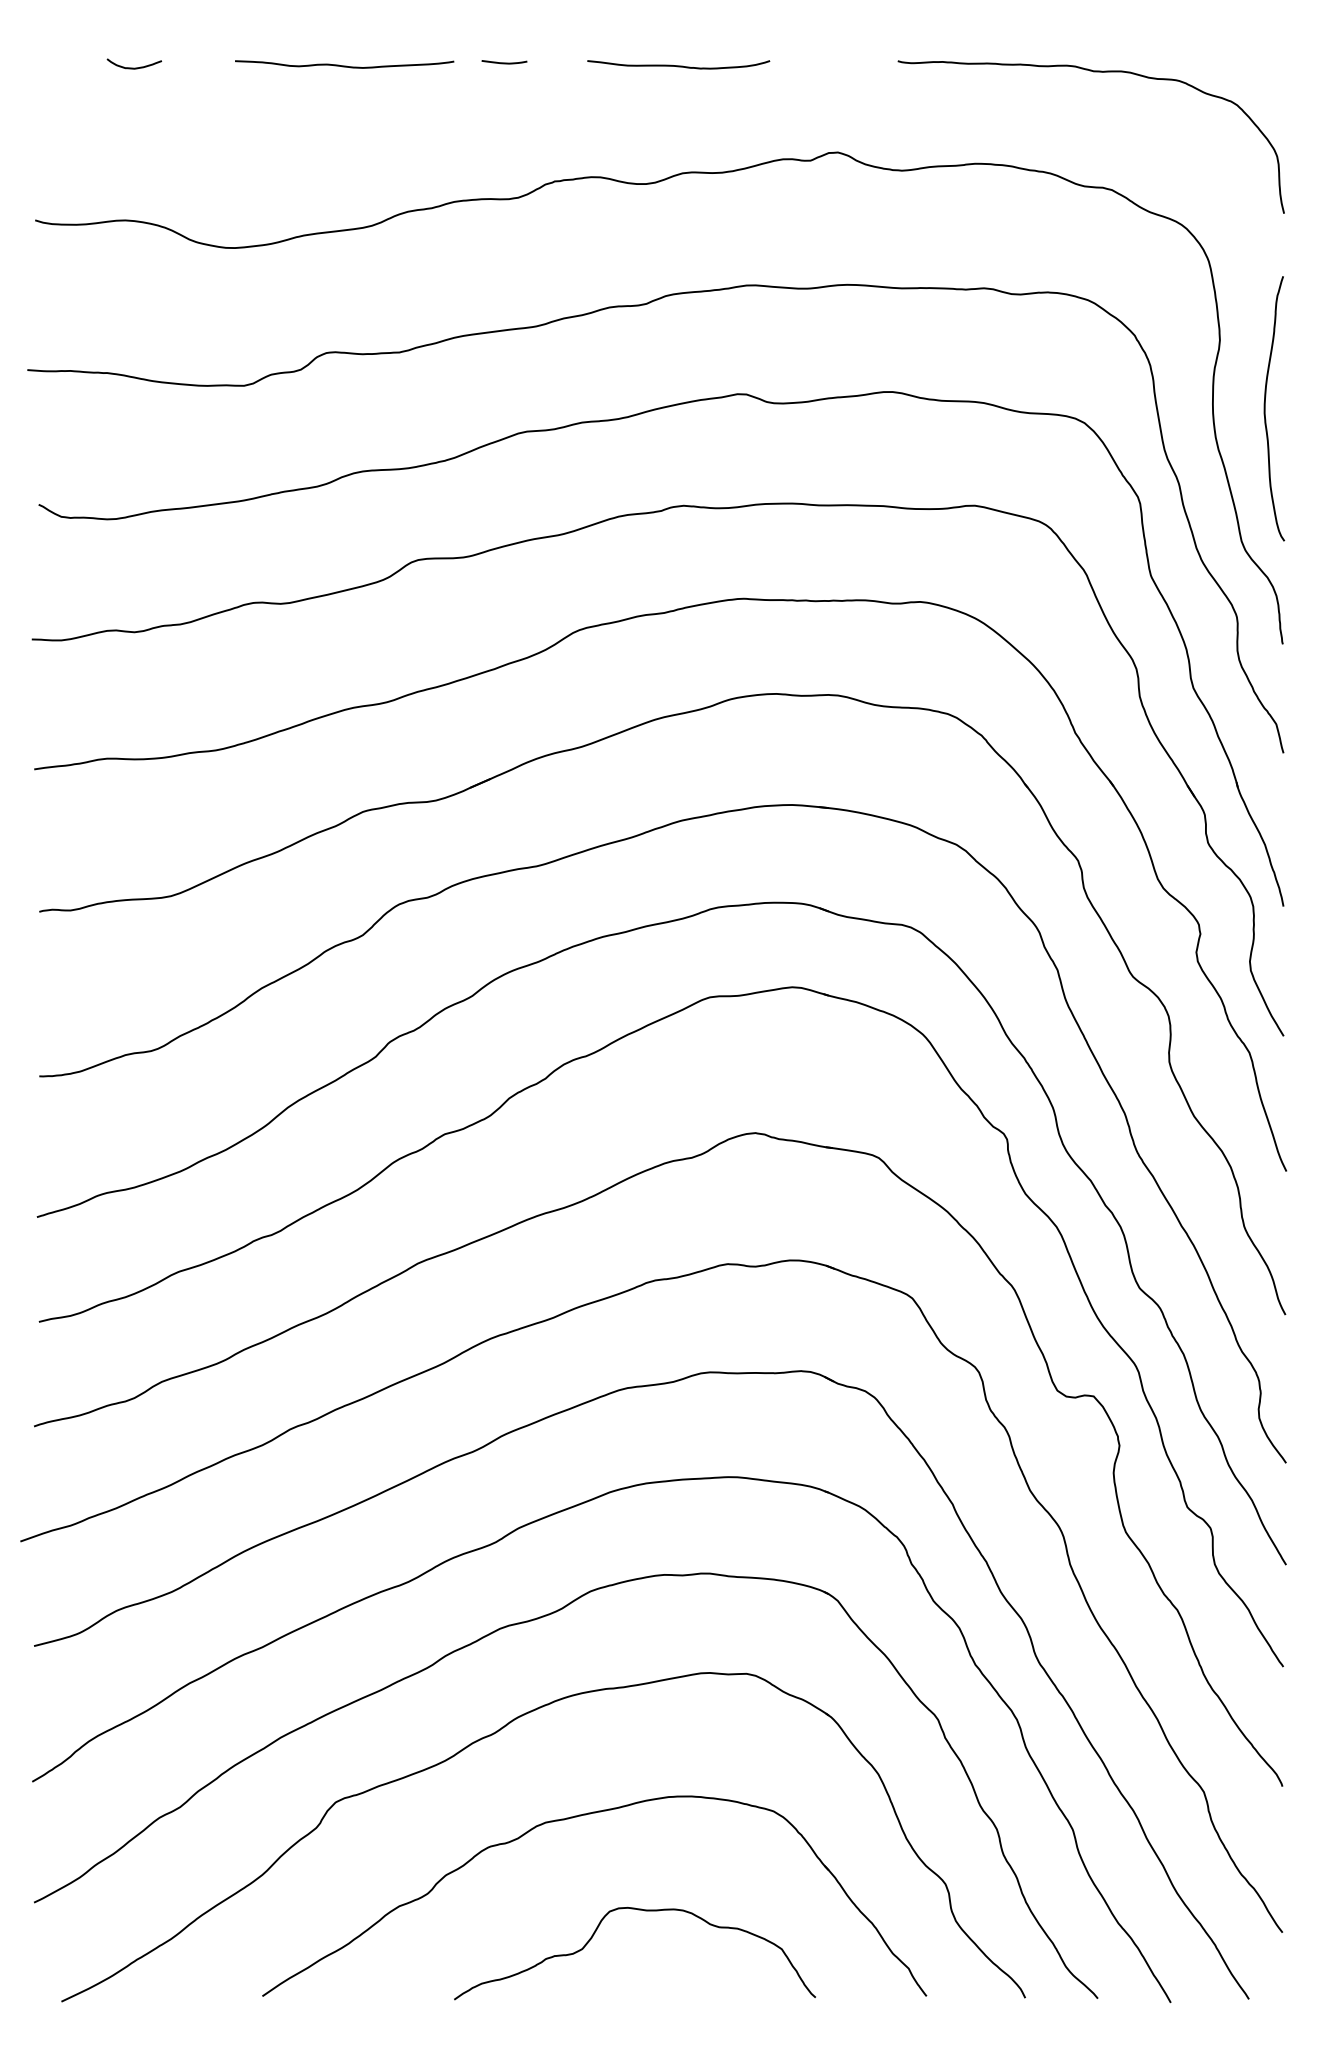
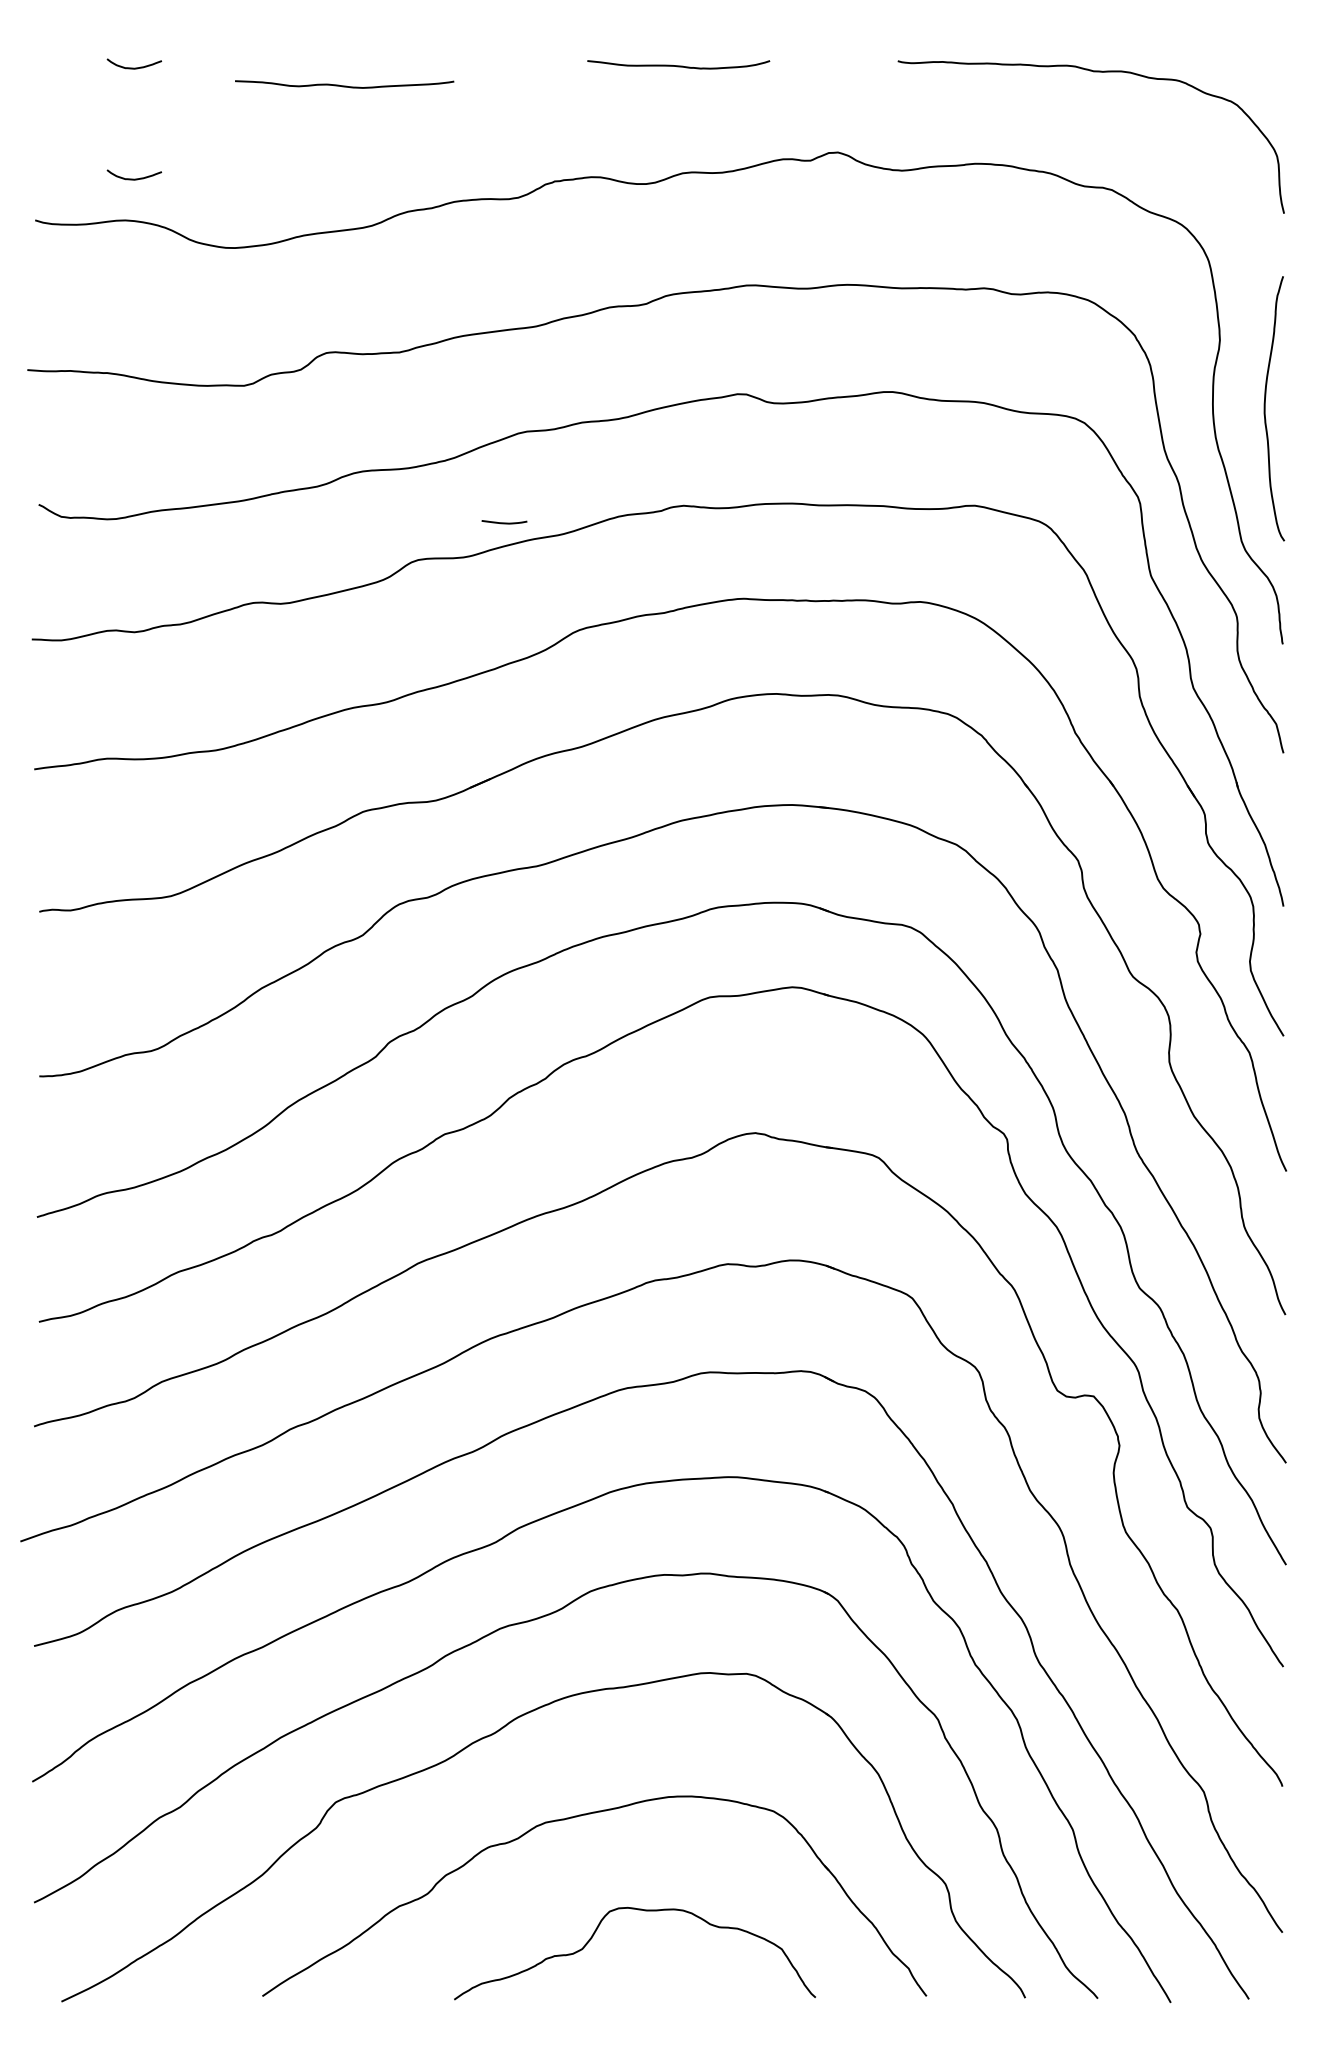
curve position: (504, 62) -> (504, 522) (504, 522)
curve position: (344, 65) -> (344, 85) (344, 85)
curve: none -> present (133, 178)
